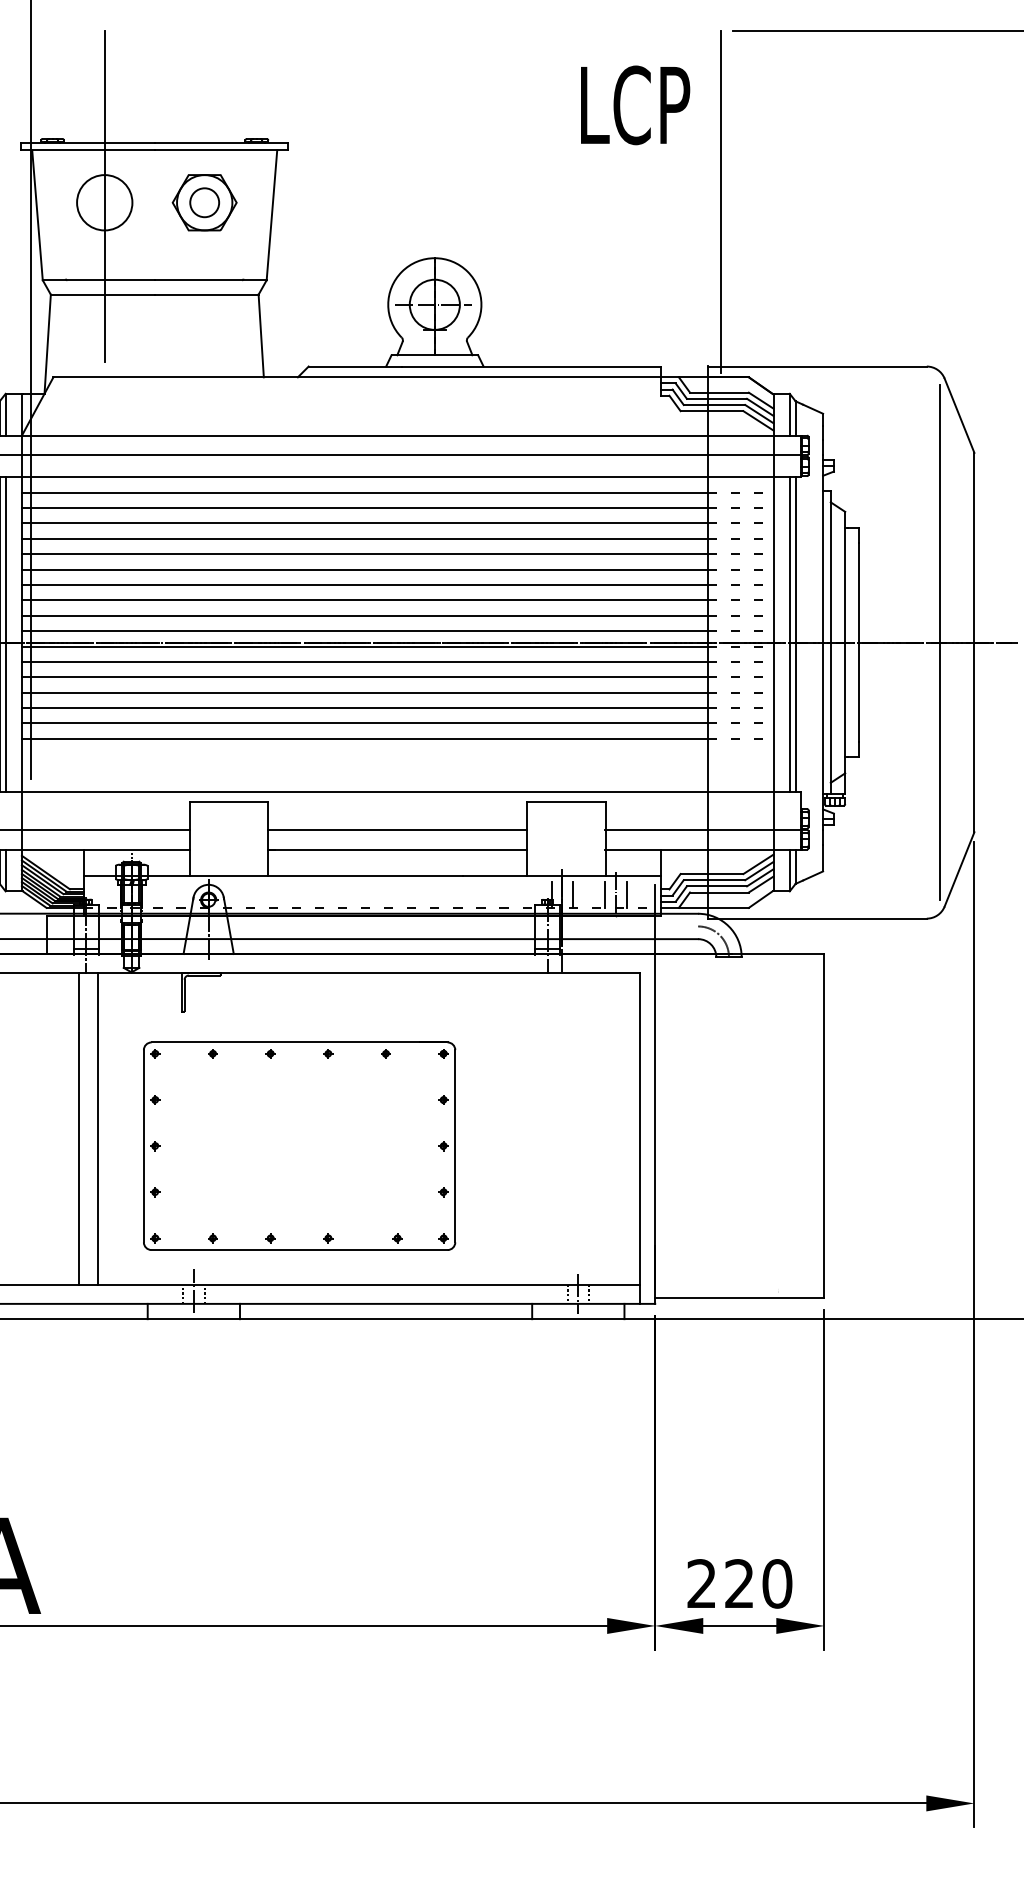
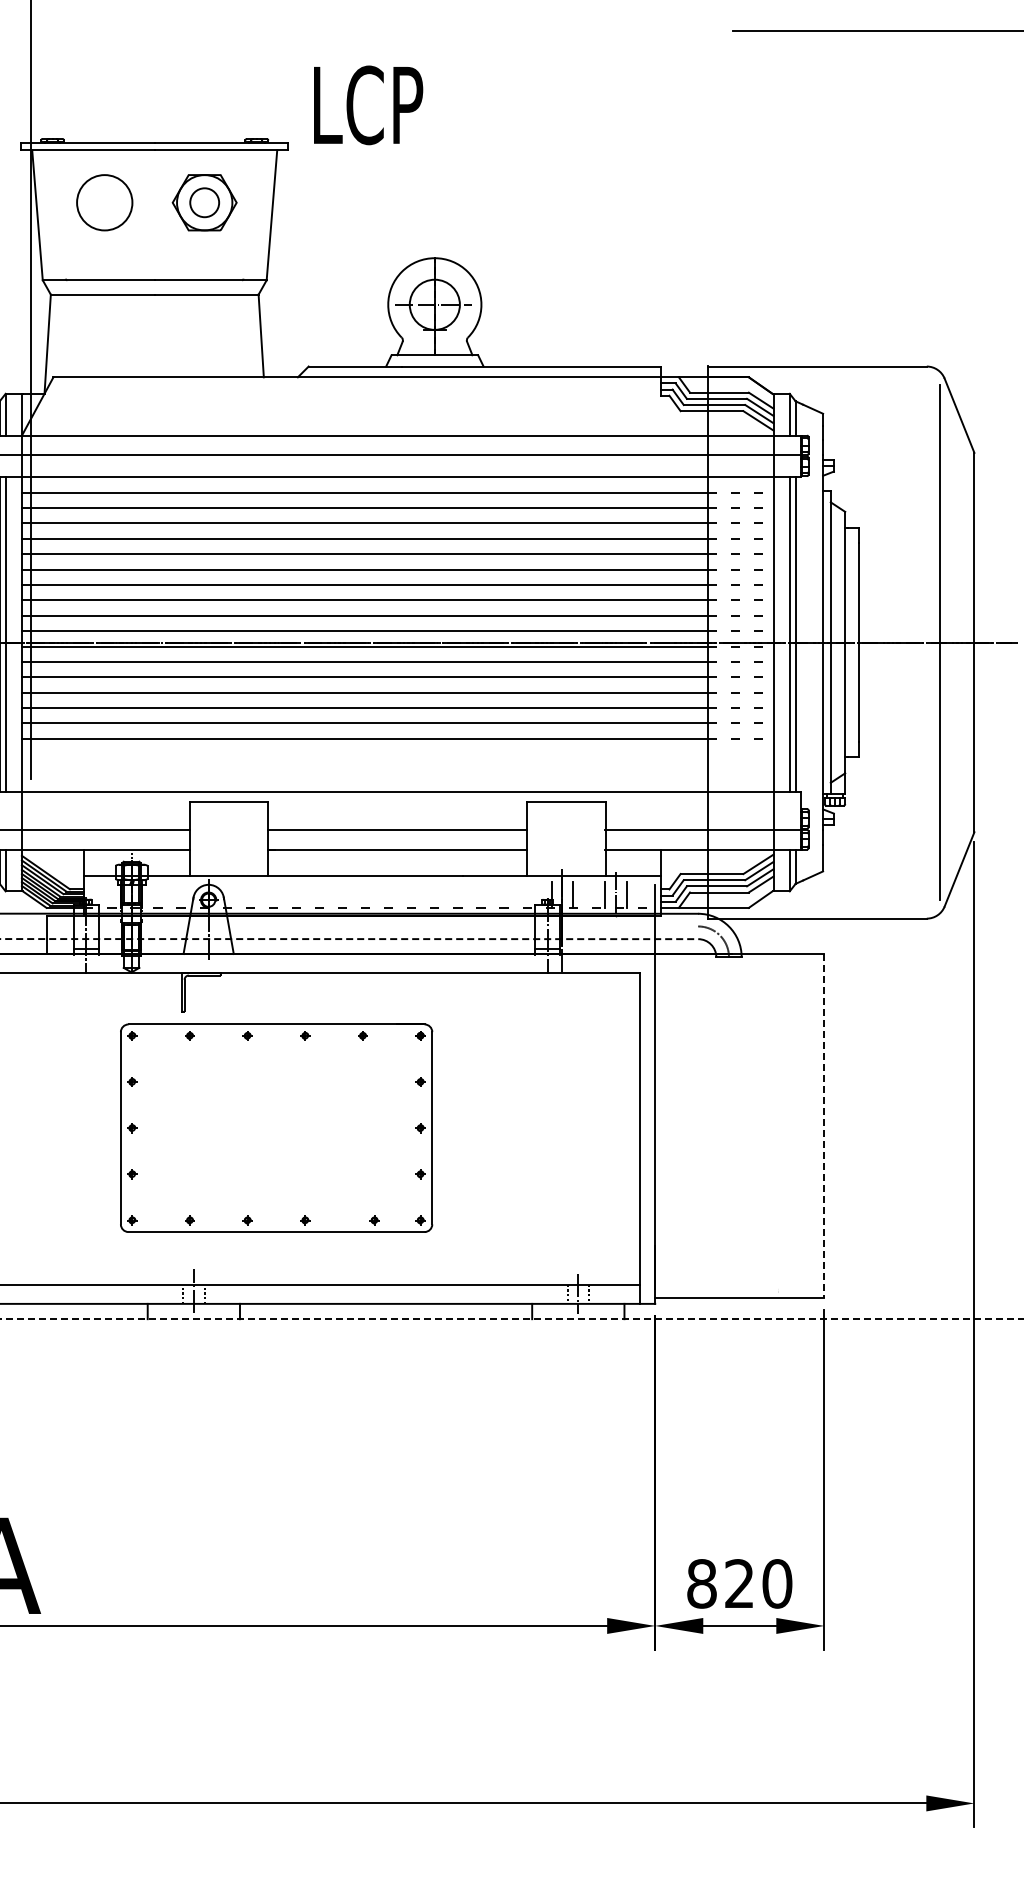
text position: (635, 105) -> (368, 105) (368, 105)
line: present -> none (105, 196)
line: present -> none (720, 202)
line: solid -> dashed (349, 939)
line: solid -> dashed (824, 1126)
line: present -> none (78, 1128)
line: present -> none (97, 1128)
part position: (299, 1145) -> (276, 1127) (276, 1127)
line: solid -> dashed (511, 1319)
text: 220 -> 820 (701, 1583)
